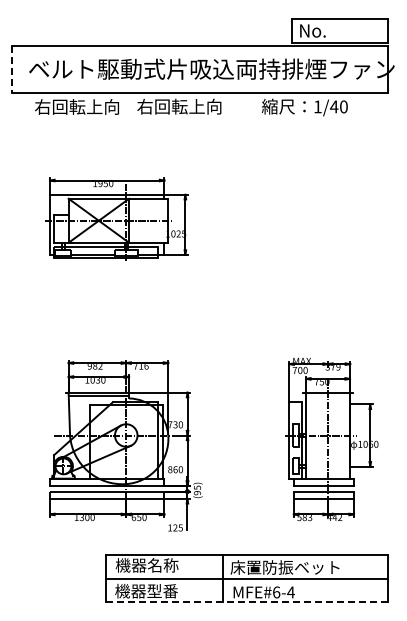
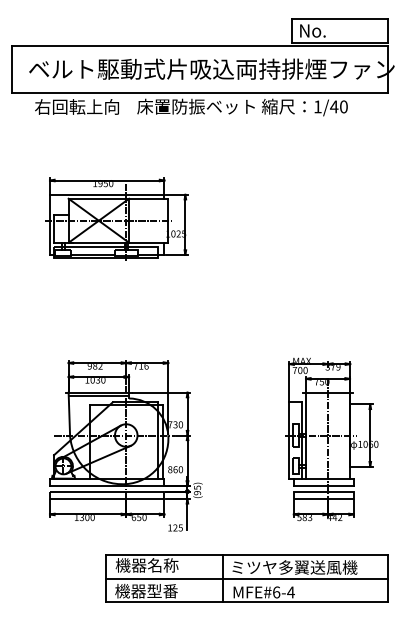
line: dashed -> solid (12, 70)
text: 右回転上向 -> 床置防振ベット (195, 106)
text: 床置防振ベット -> ミツヤ多翼送風機 (293, 567)
line: dashed -> solid (246, 602)
